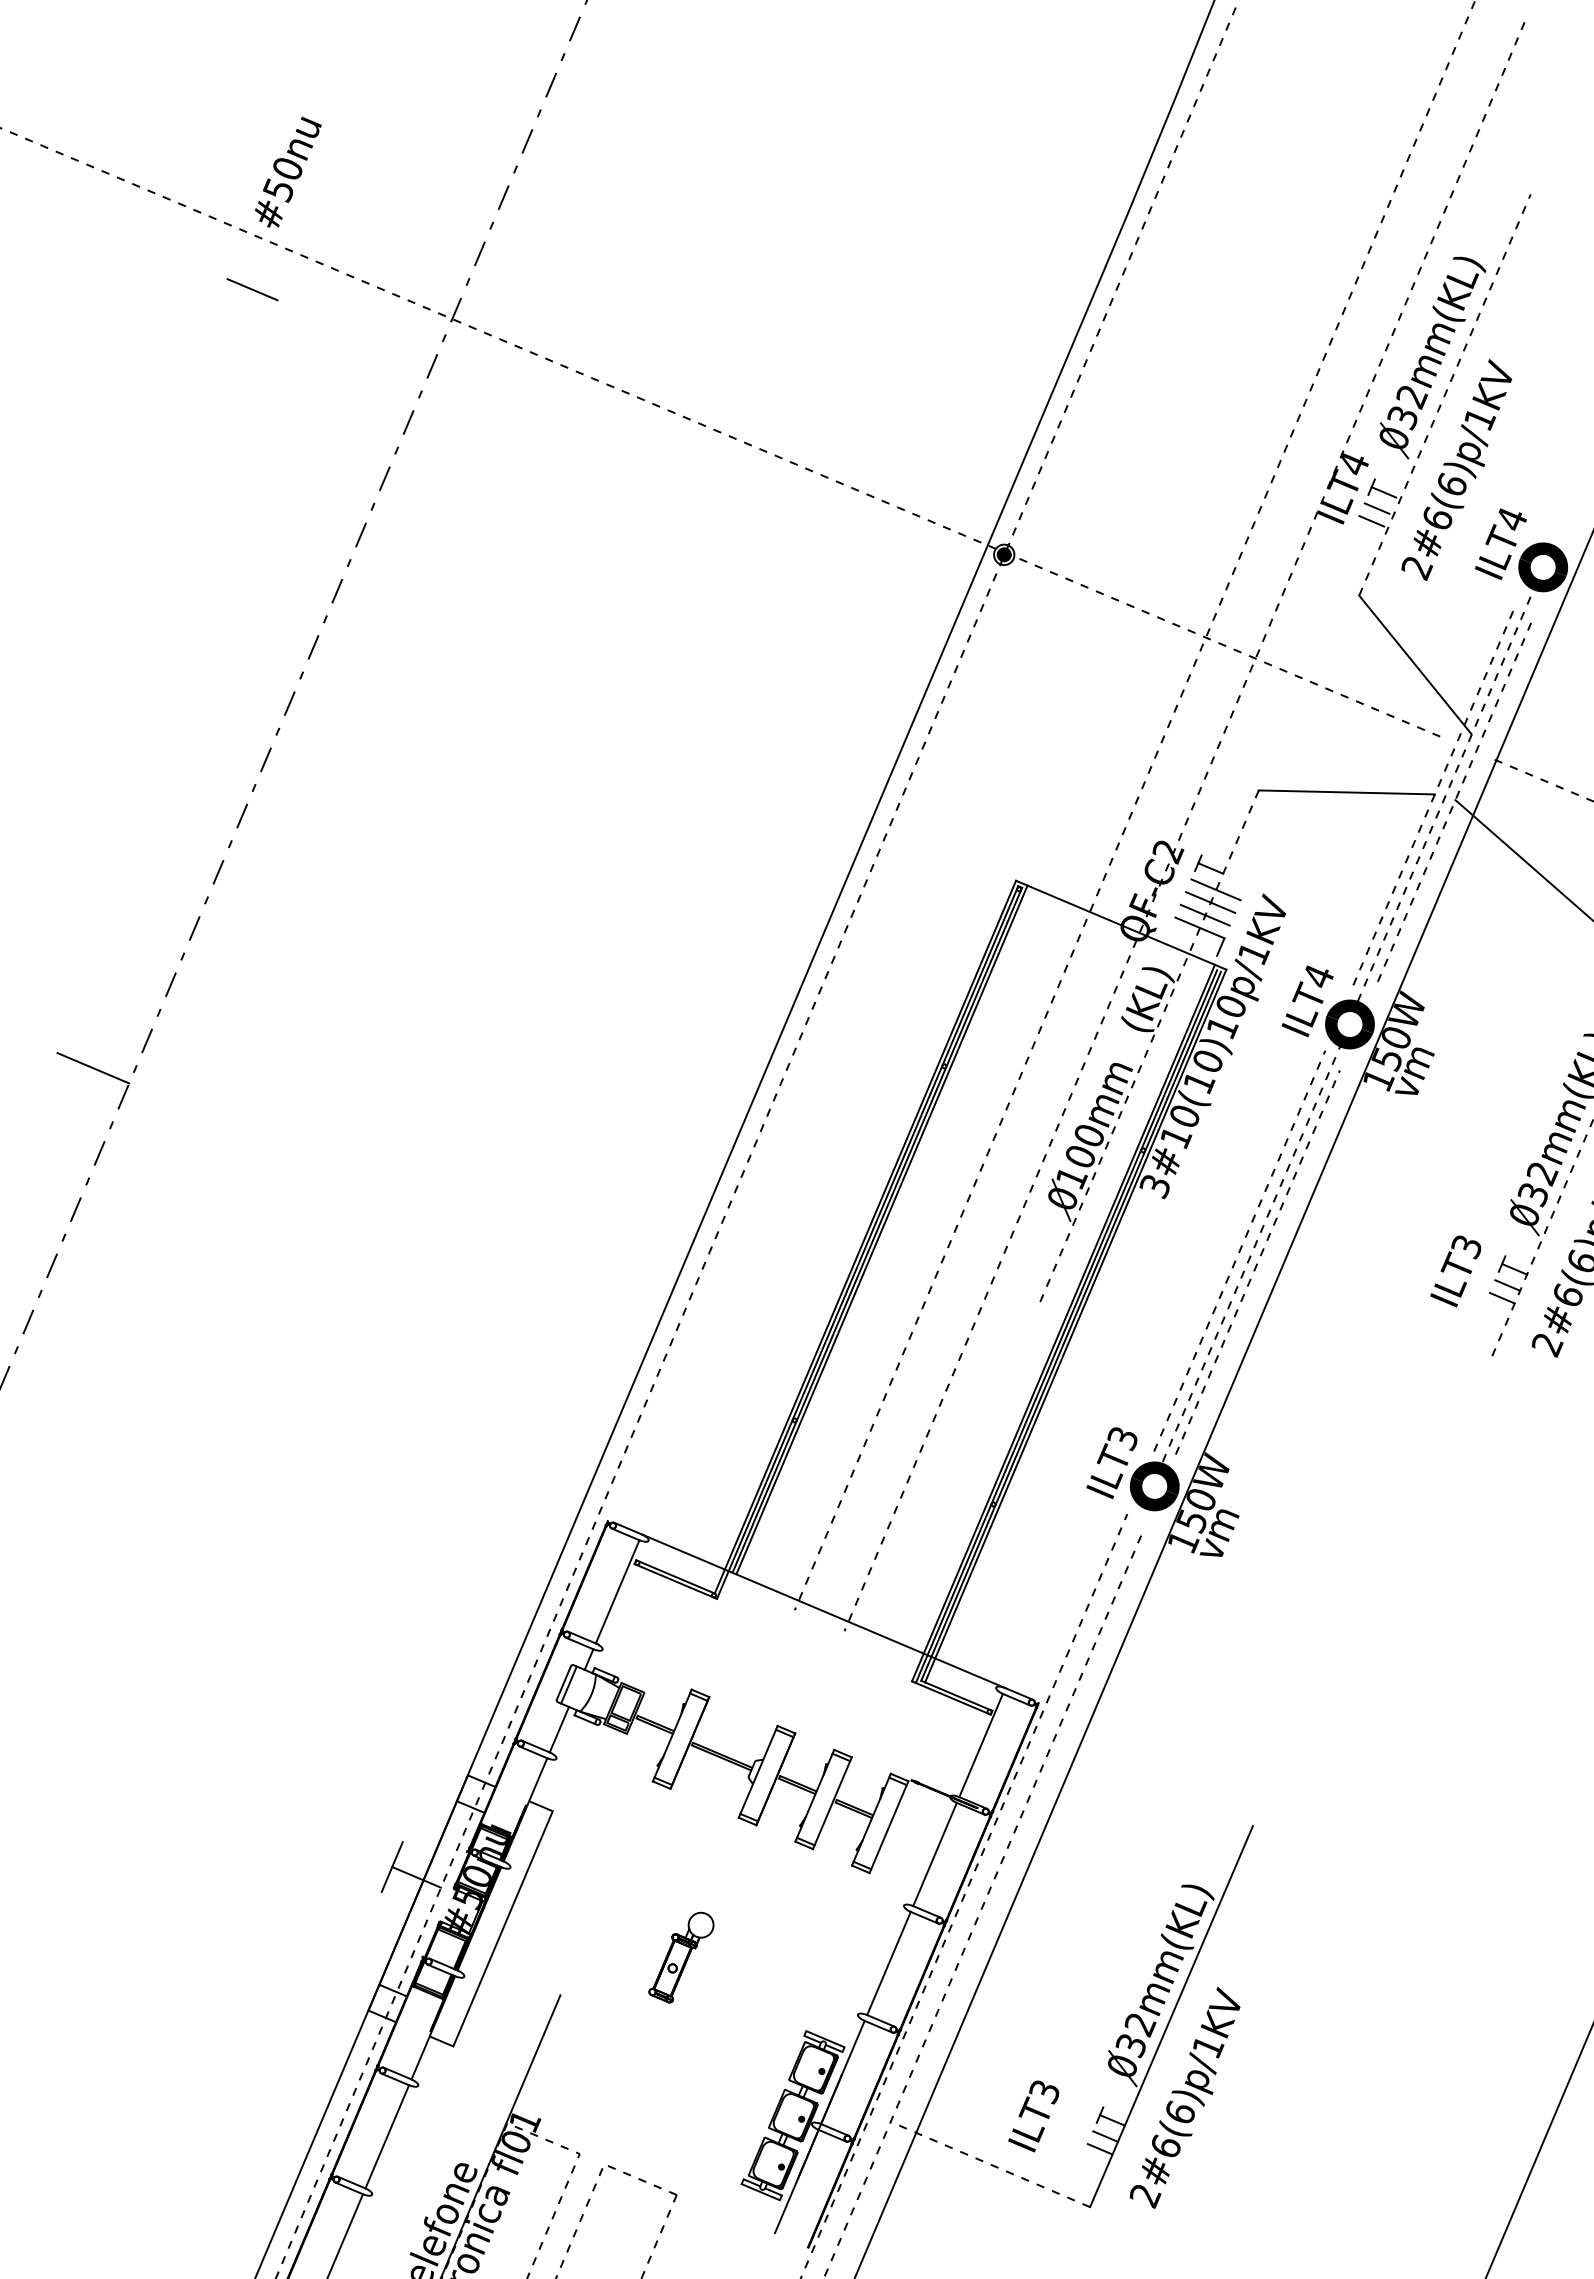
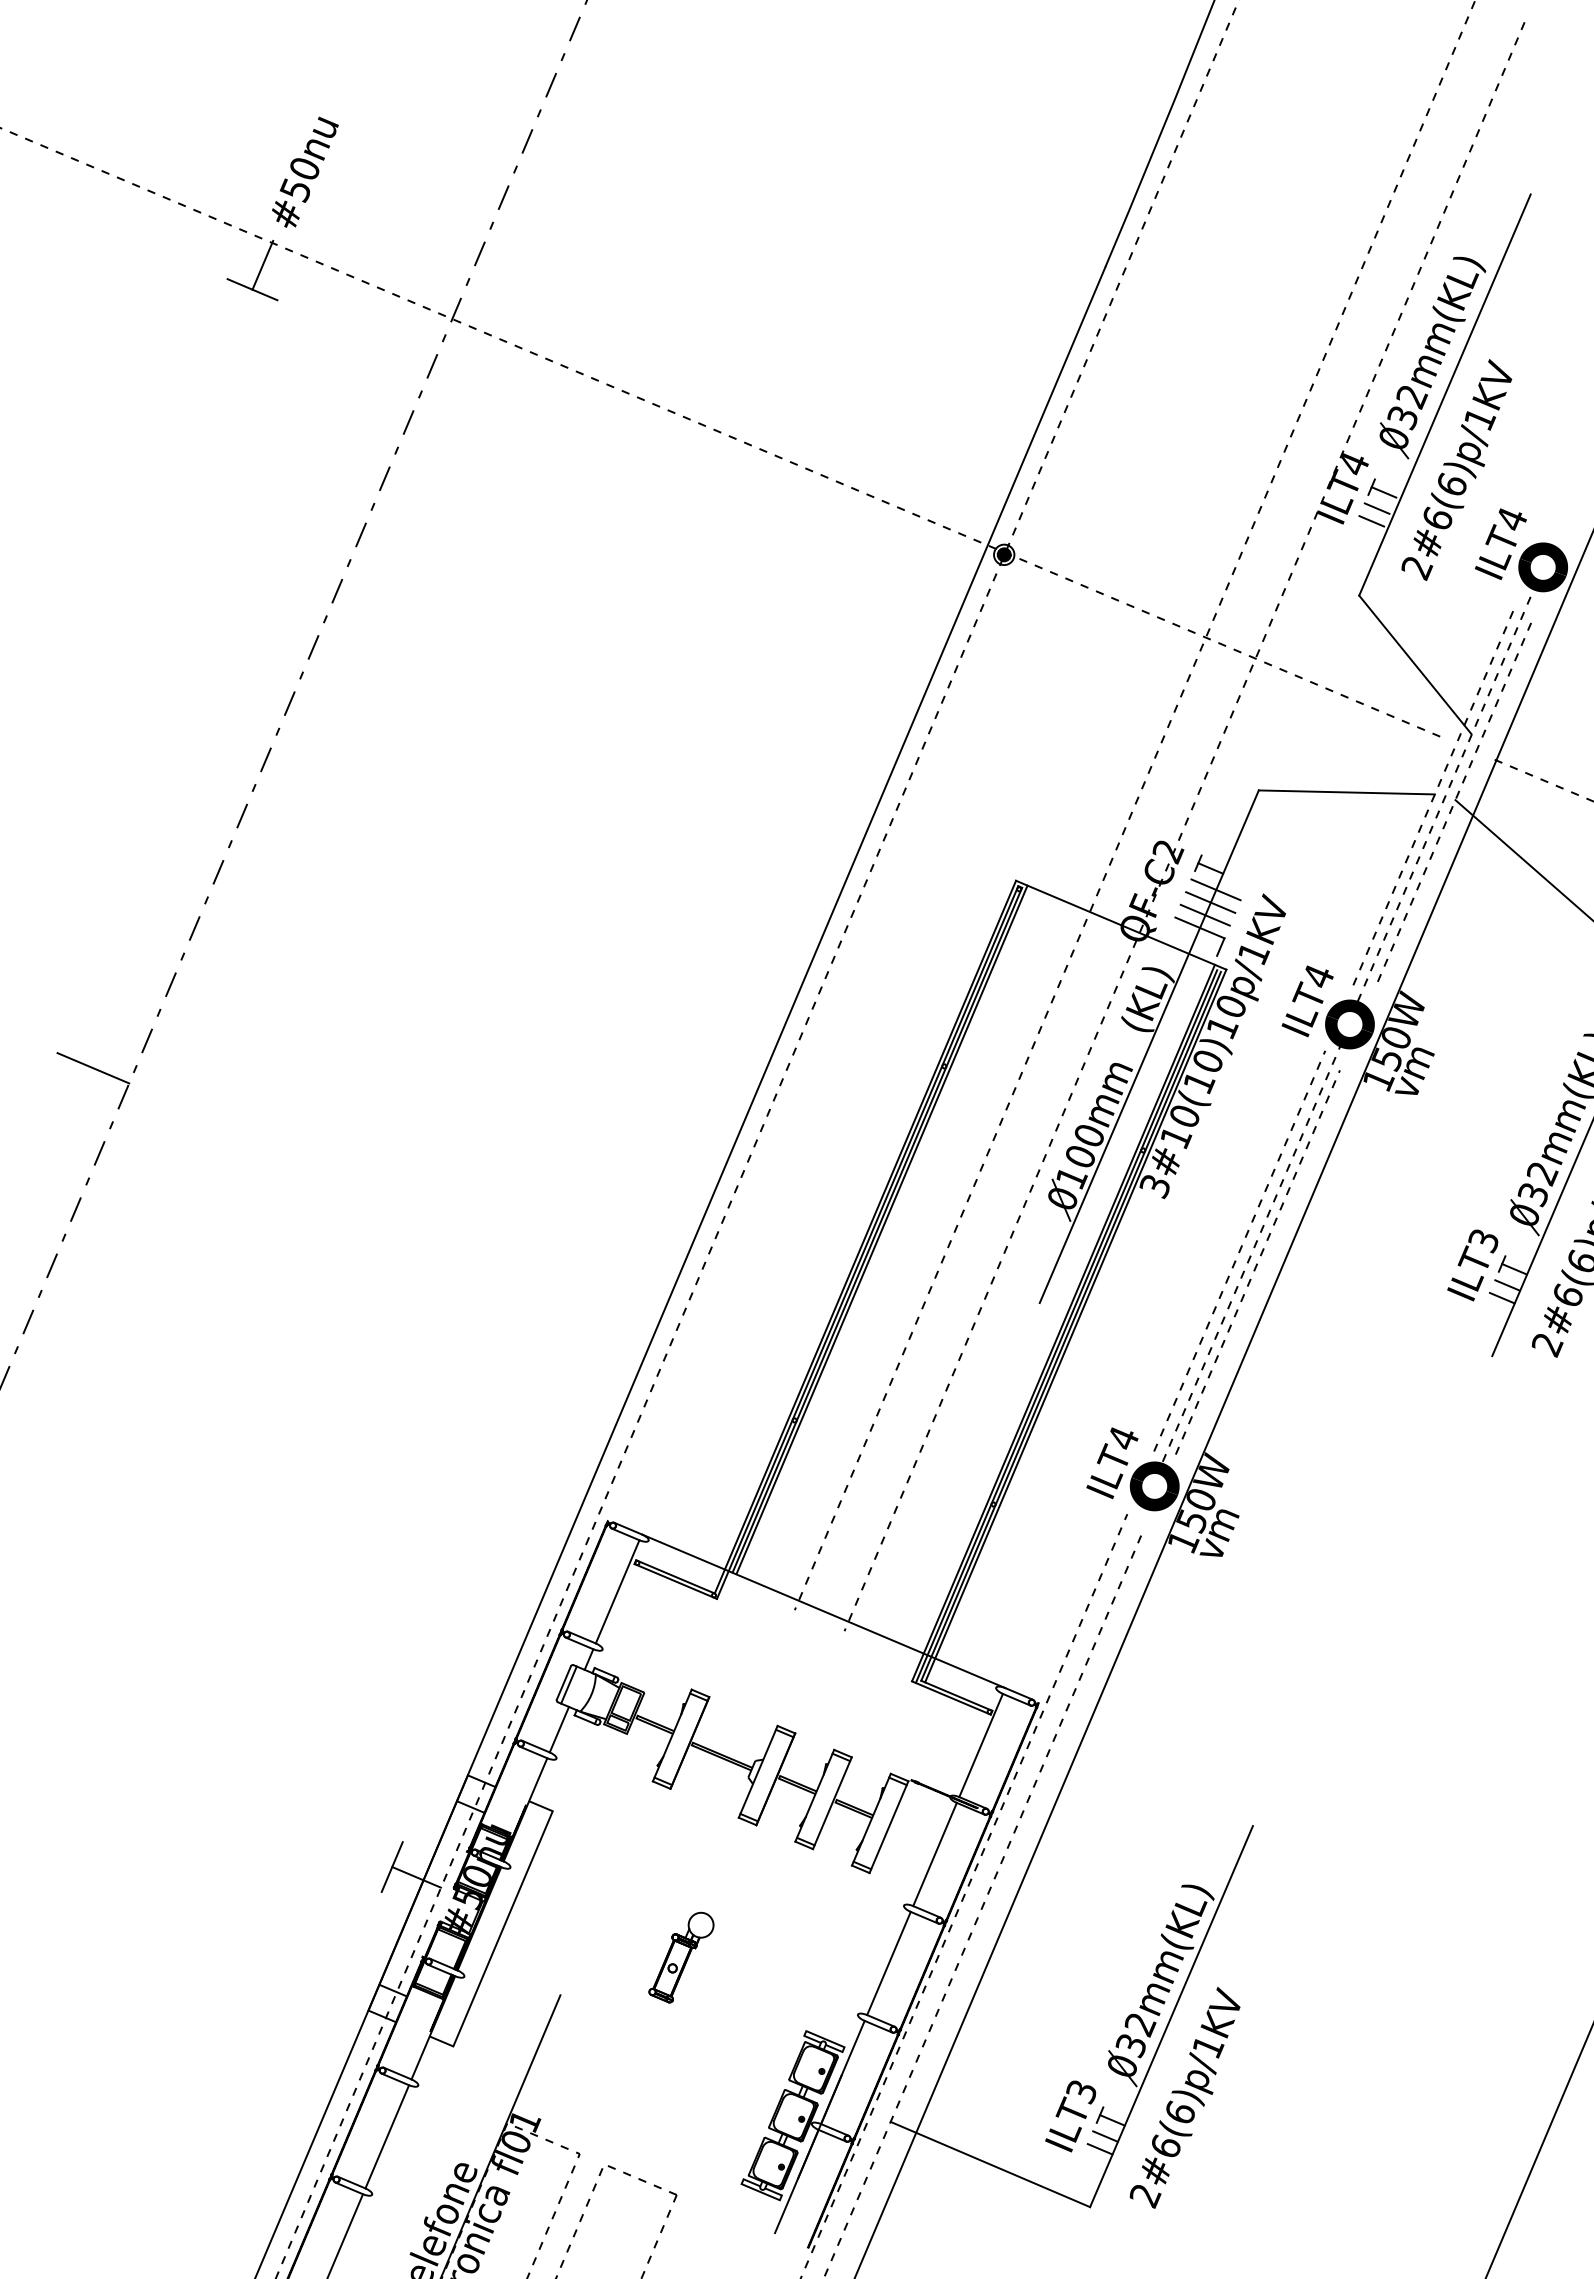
text position: (288, 171) -> (305, 171) (305, 171)
line: none -> present (262, 264)
line: dashed -> solid (1445, 394)
line: dashed -> solid (1149, 1046)
line: dashed -> solid (1543, 1236)
text position: (1455, 1271) -> (1472, 1265) (1472, 1265)
text: ILT3 -> ILT4 (1122, 1439)
text position: (1033, 2116) -> (1070, 2116) (1070, 2116)
line: dashed -> solid (989, 2164)
